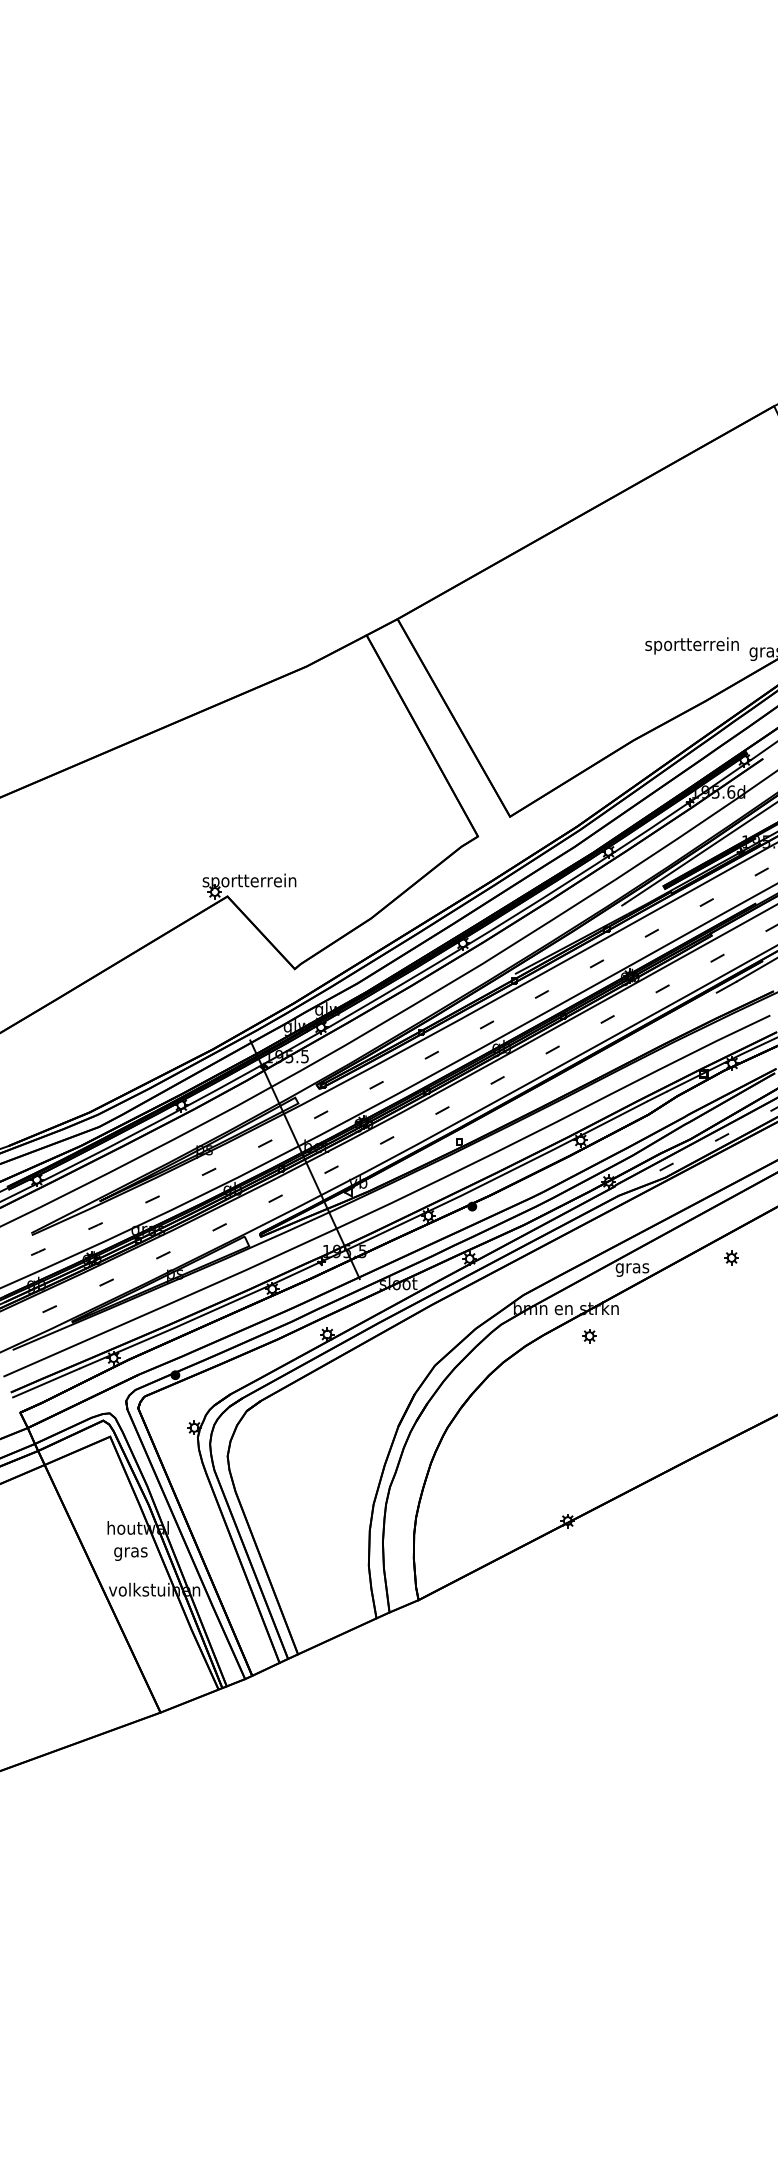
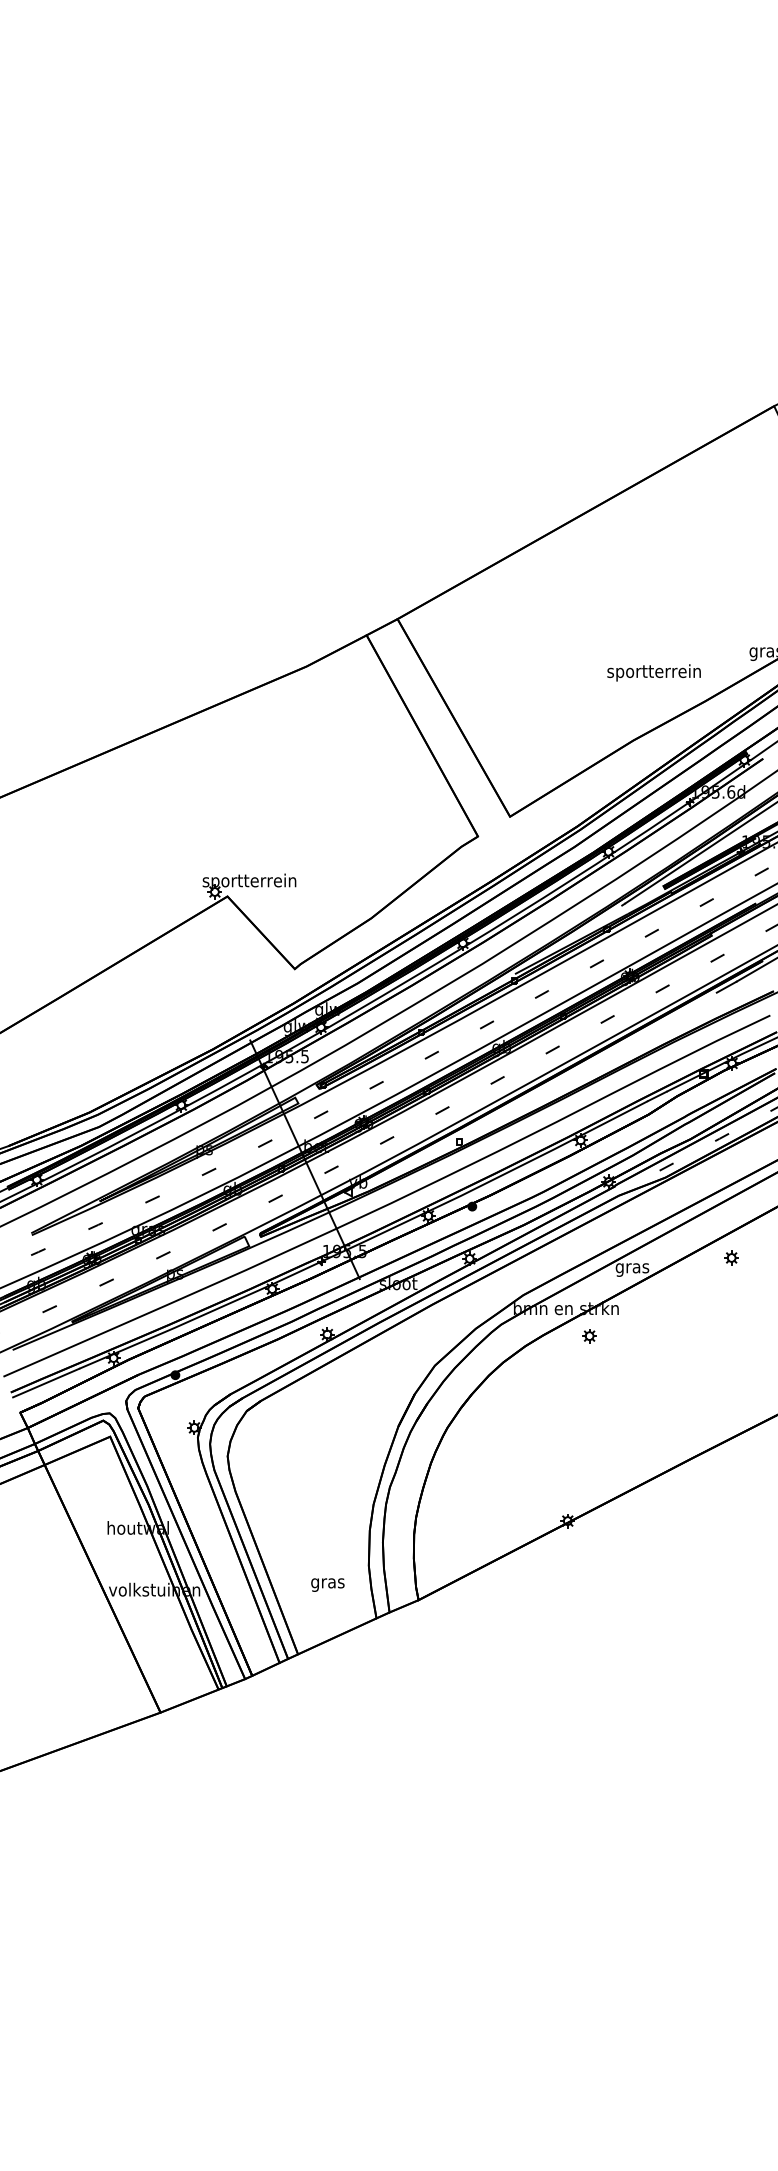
text position: (691, 645) -> (653, 672) (653, 672)
text position: (130, 1553) -> (327, 1584) (327, 1584)
